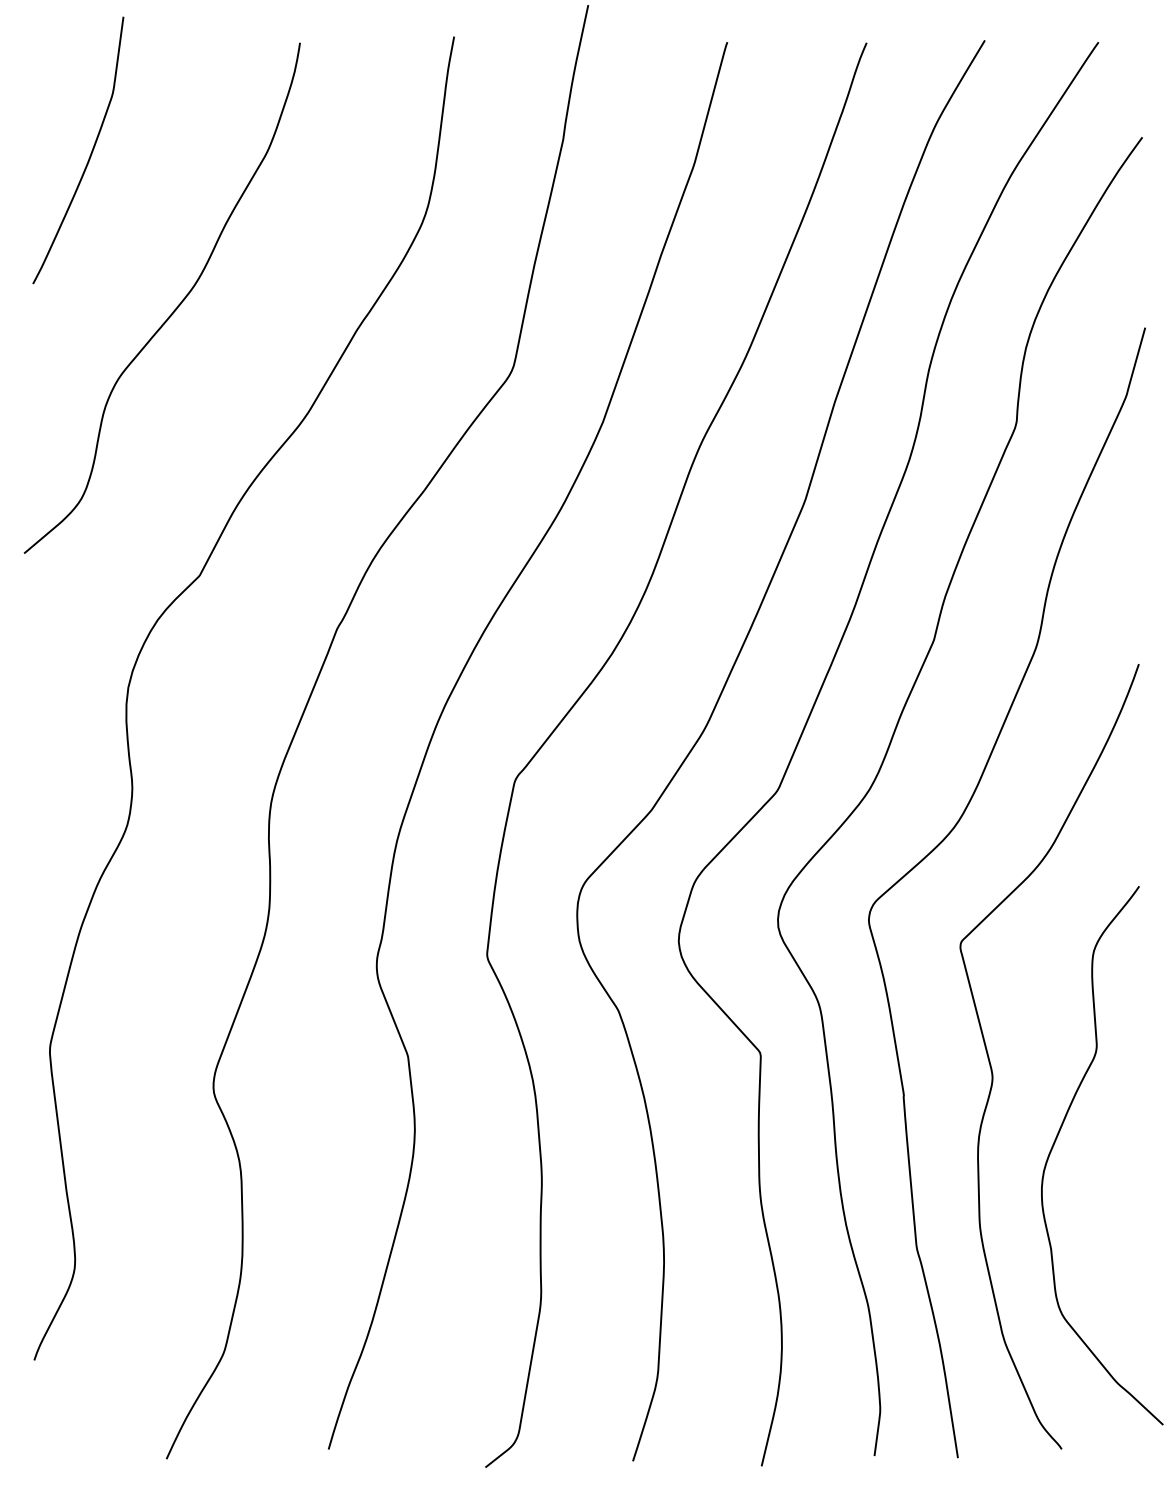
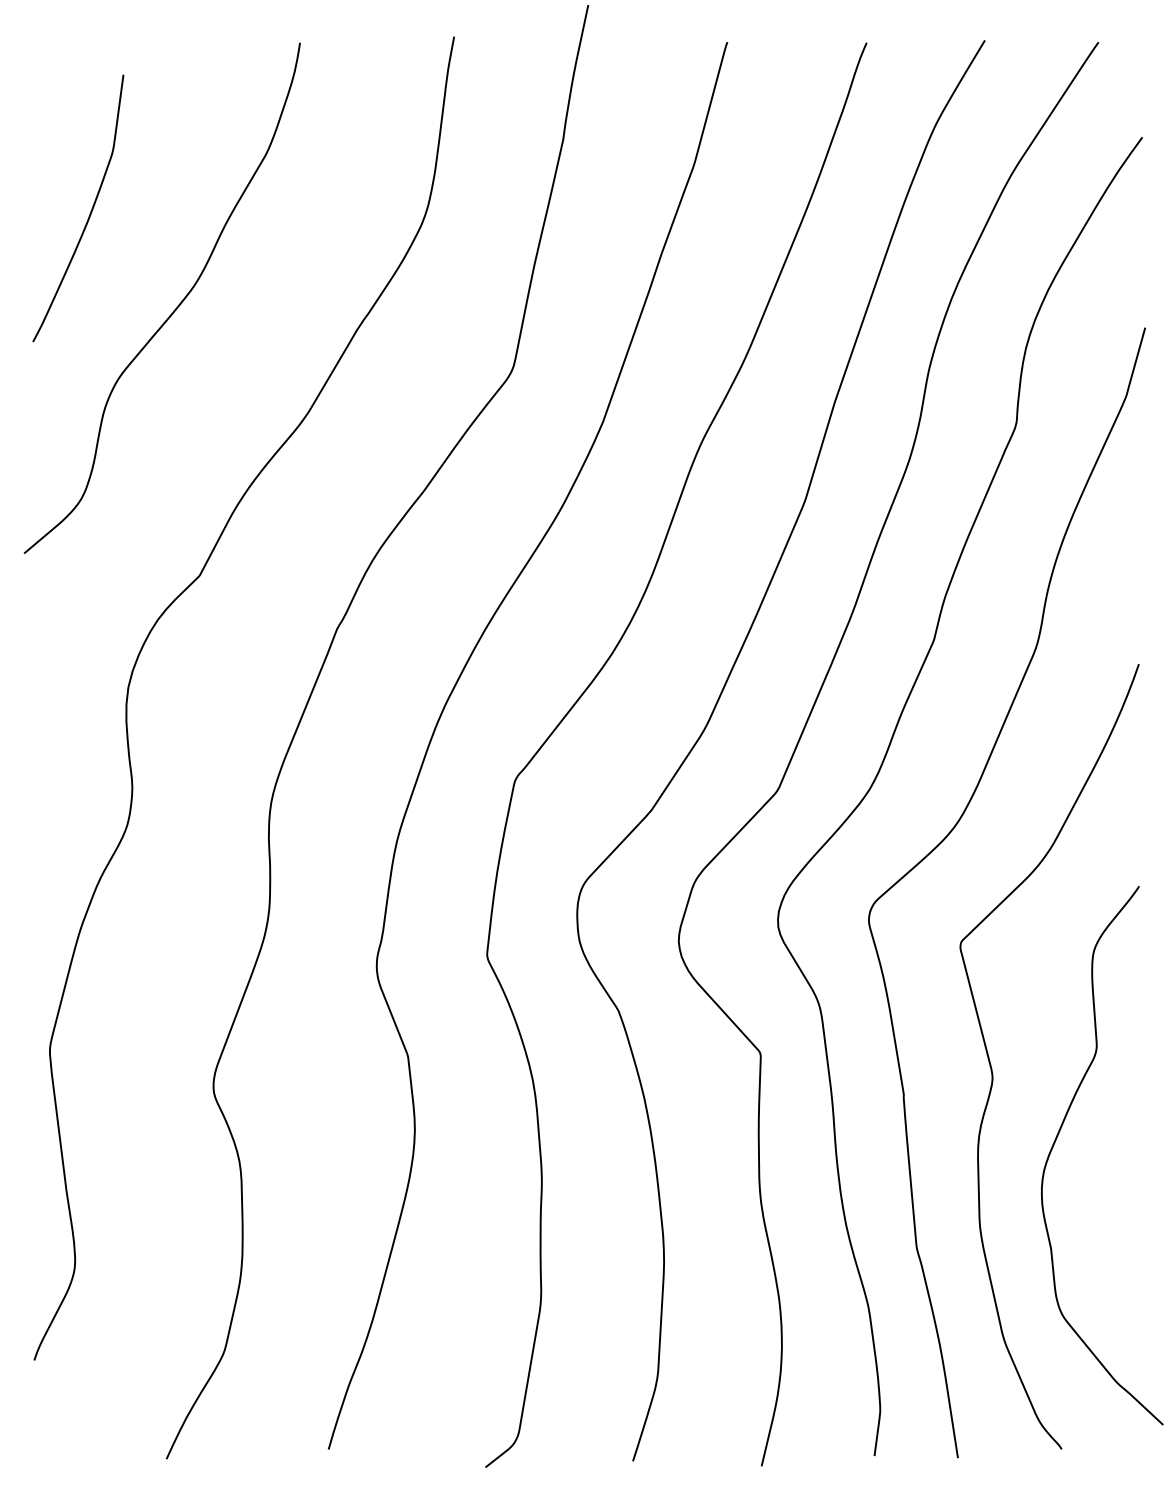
curve position: (89, 155) -> (89, 213) (89, 213)
